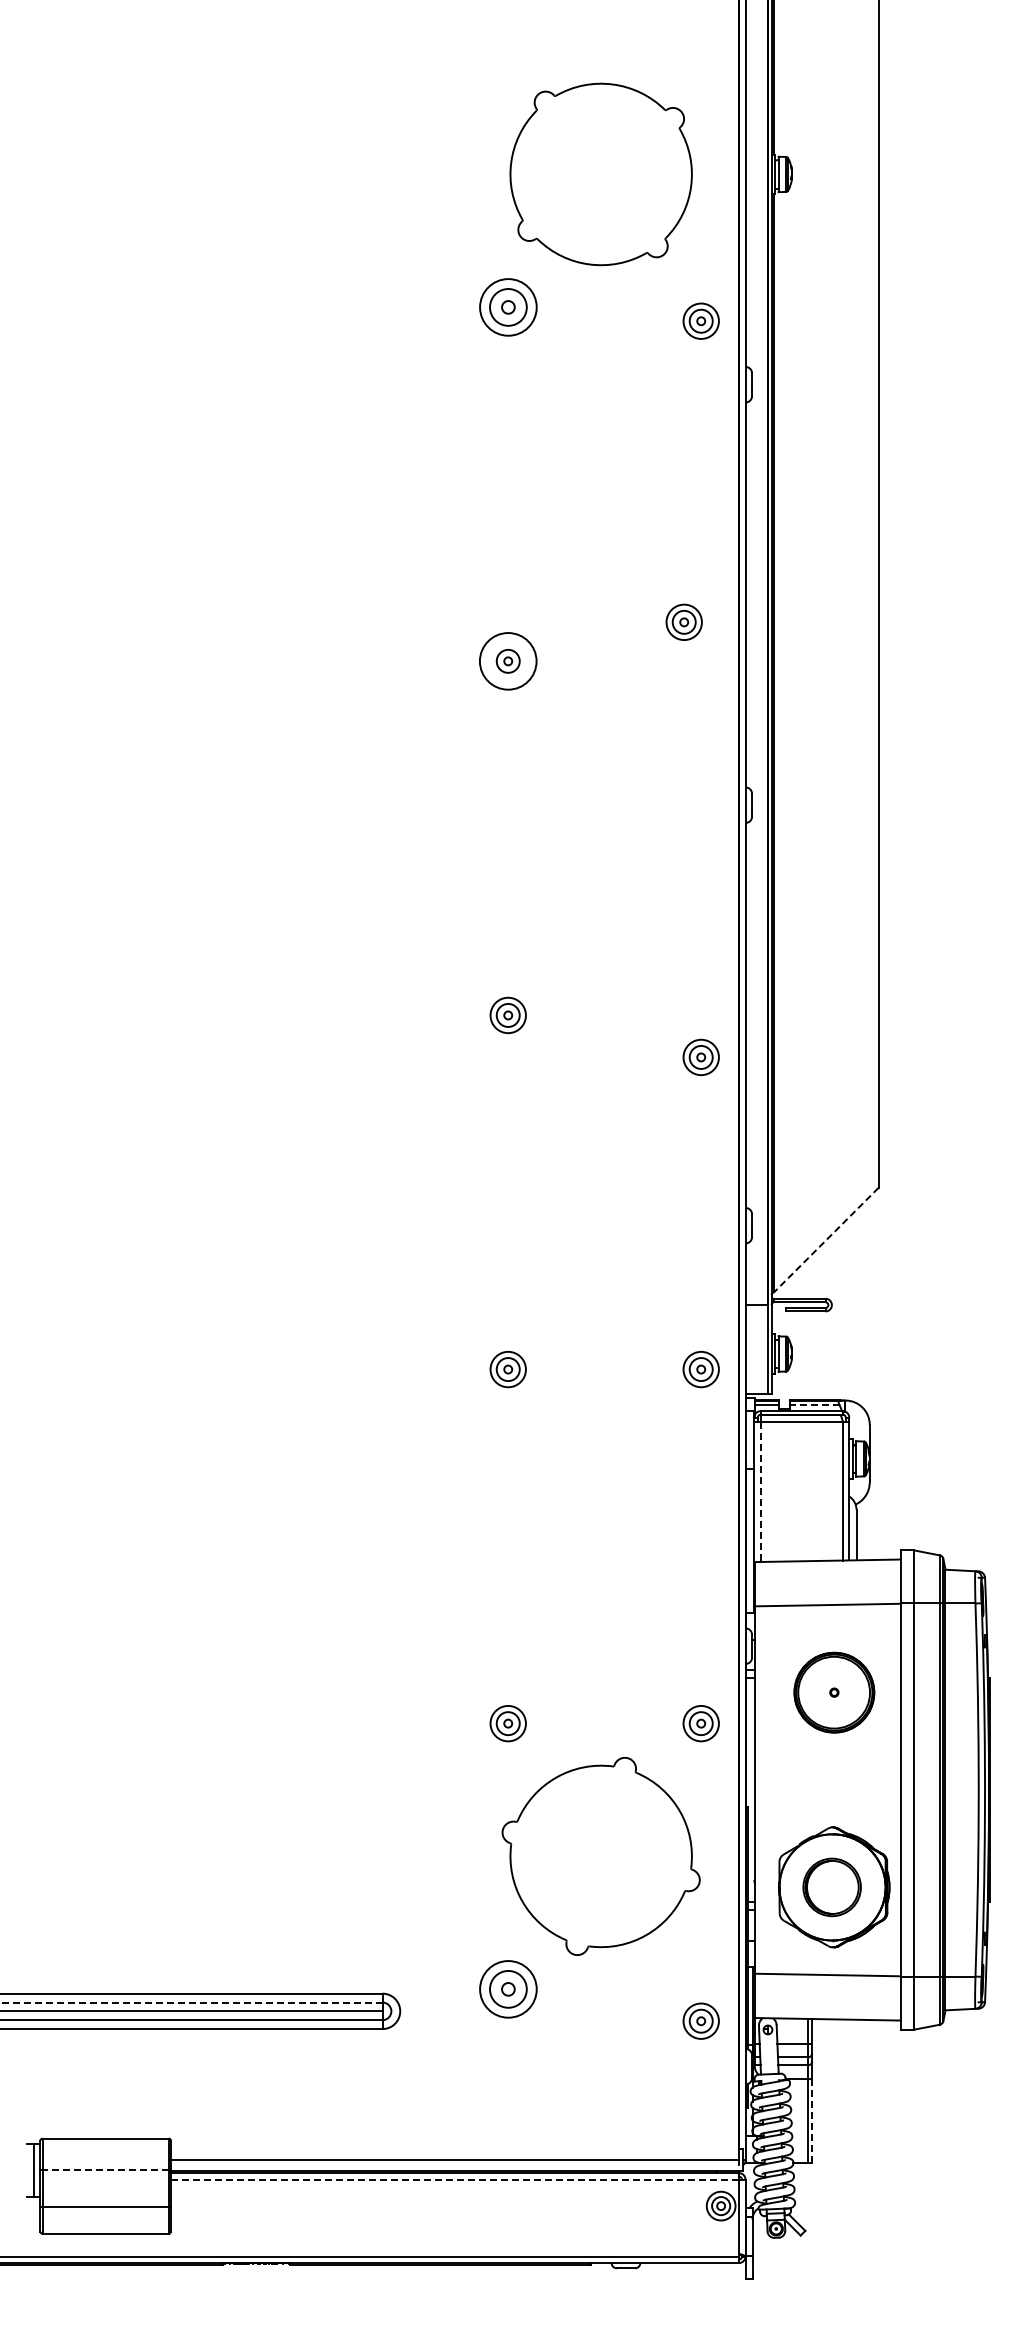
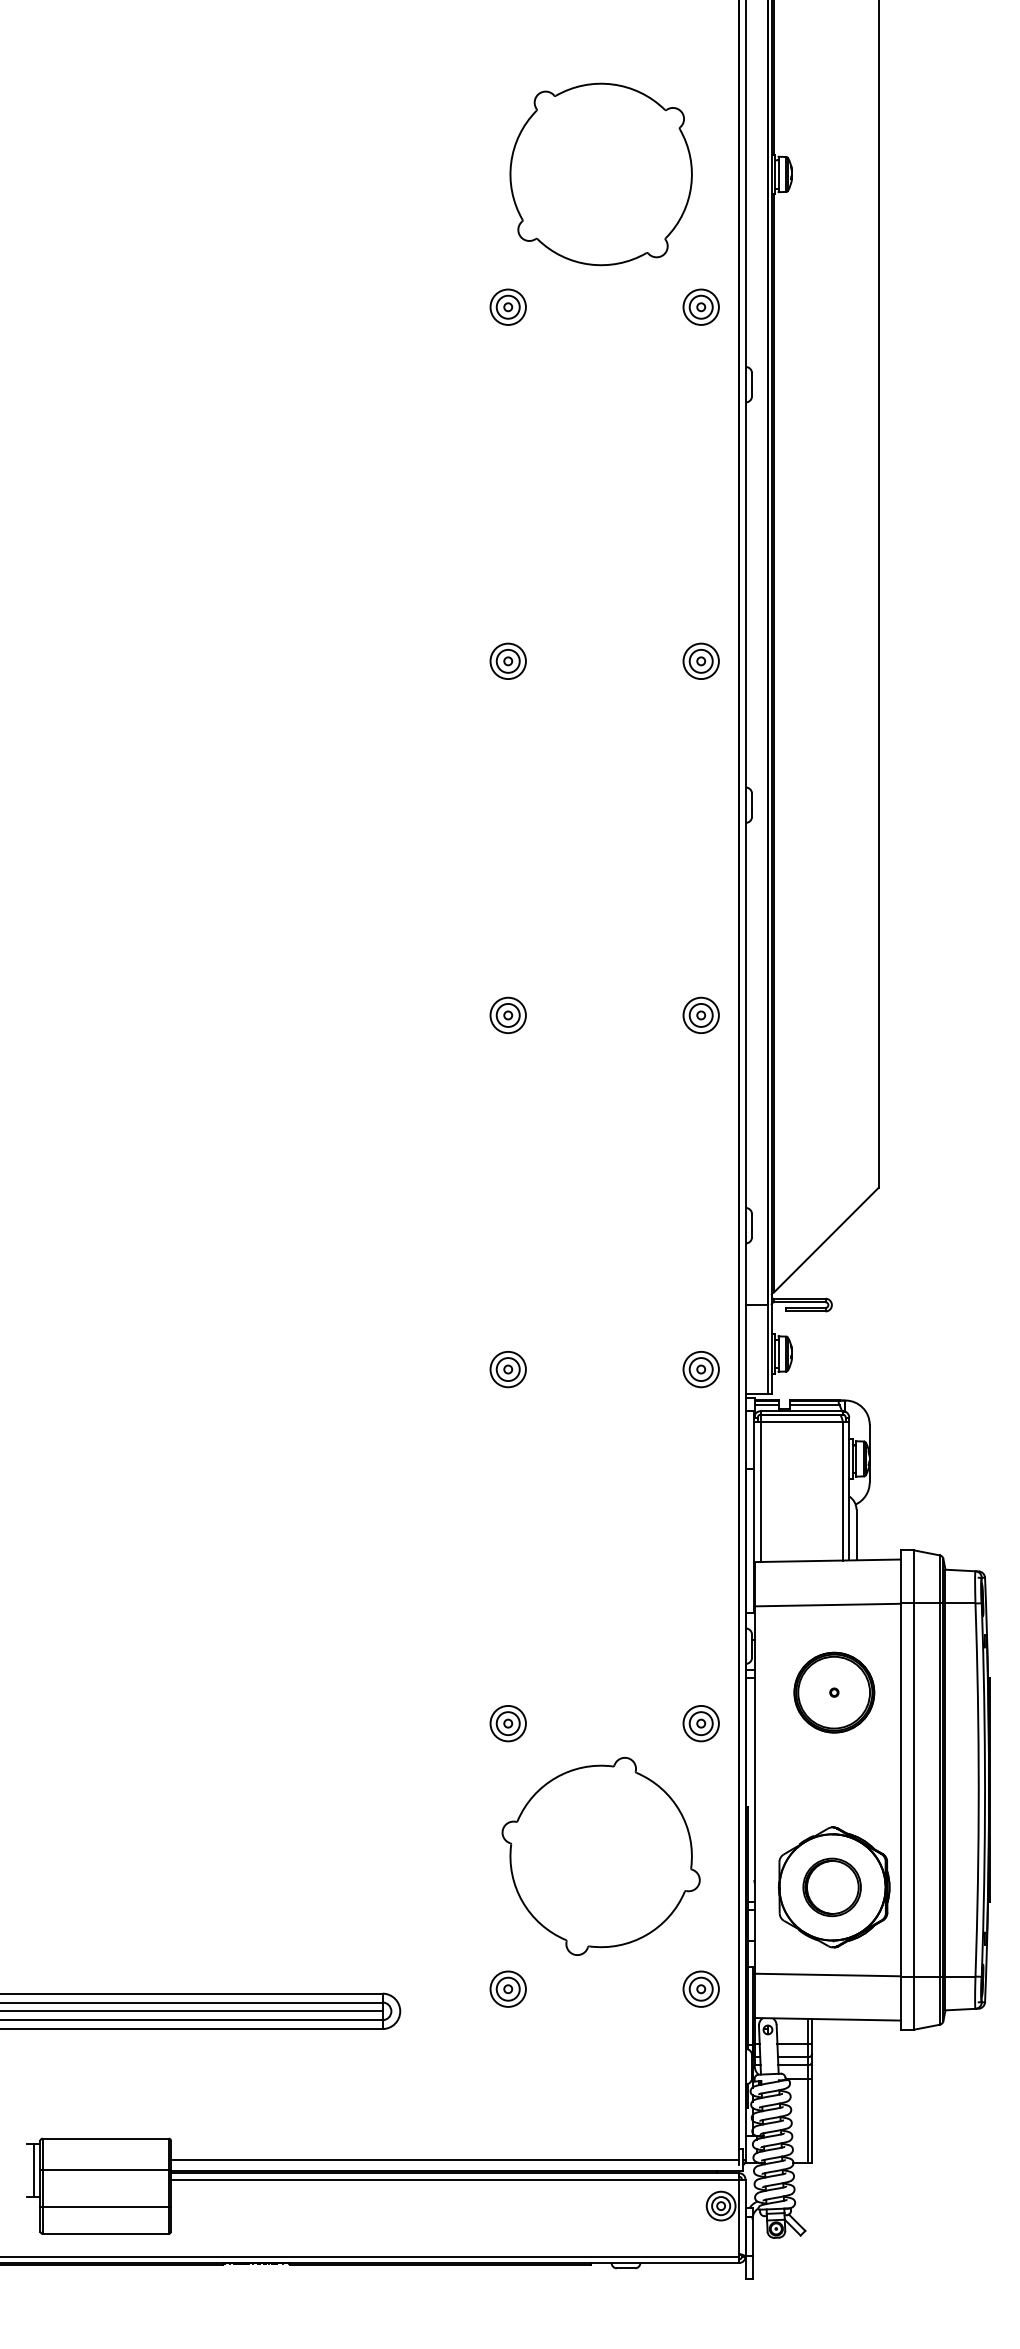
part size: 59x59 px -> 38x38 px (507, 306)
part position: (700, 320) -> (700, 306) (700, 306)
part position: (683, 621) -> (700, 660) (700, 660)
circle diameter: 57 px -> 35 px (507, 661)
part position: (700, 1056) -> (700, 1014) (700, 1014)
line: dashed -> solid (826, 1239)
line: dashed -> solid (814, 1405)
line: dashed -> solid (760, 1492)
part size: 59x59 px -> 38x38 px (507, 1988)
line: dashed -> solid (191, 2002)
part position: (700, 2020) -> (700, 1988) (700, 1988)
line: dashed -> solid (812, 2120)
line: dashed -> solid (105, 2170)
line: dashed -> solid (455, 2179)
